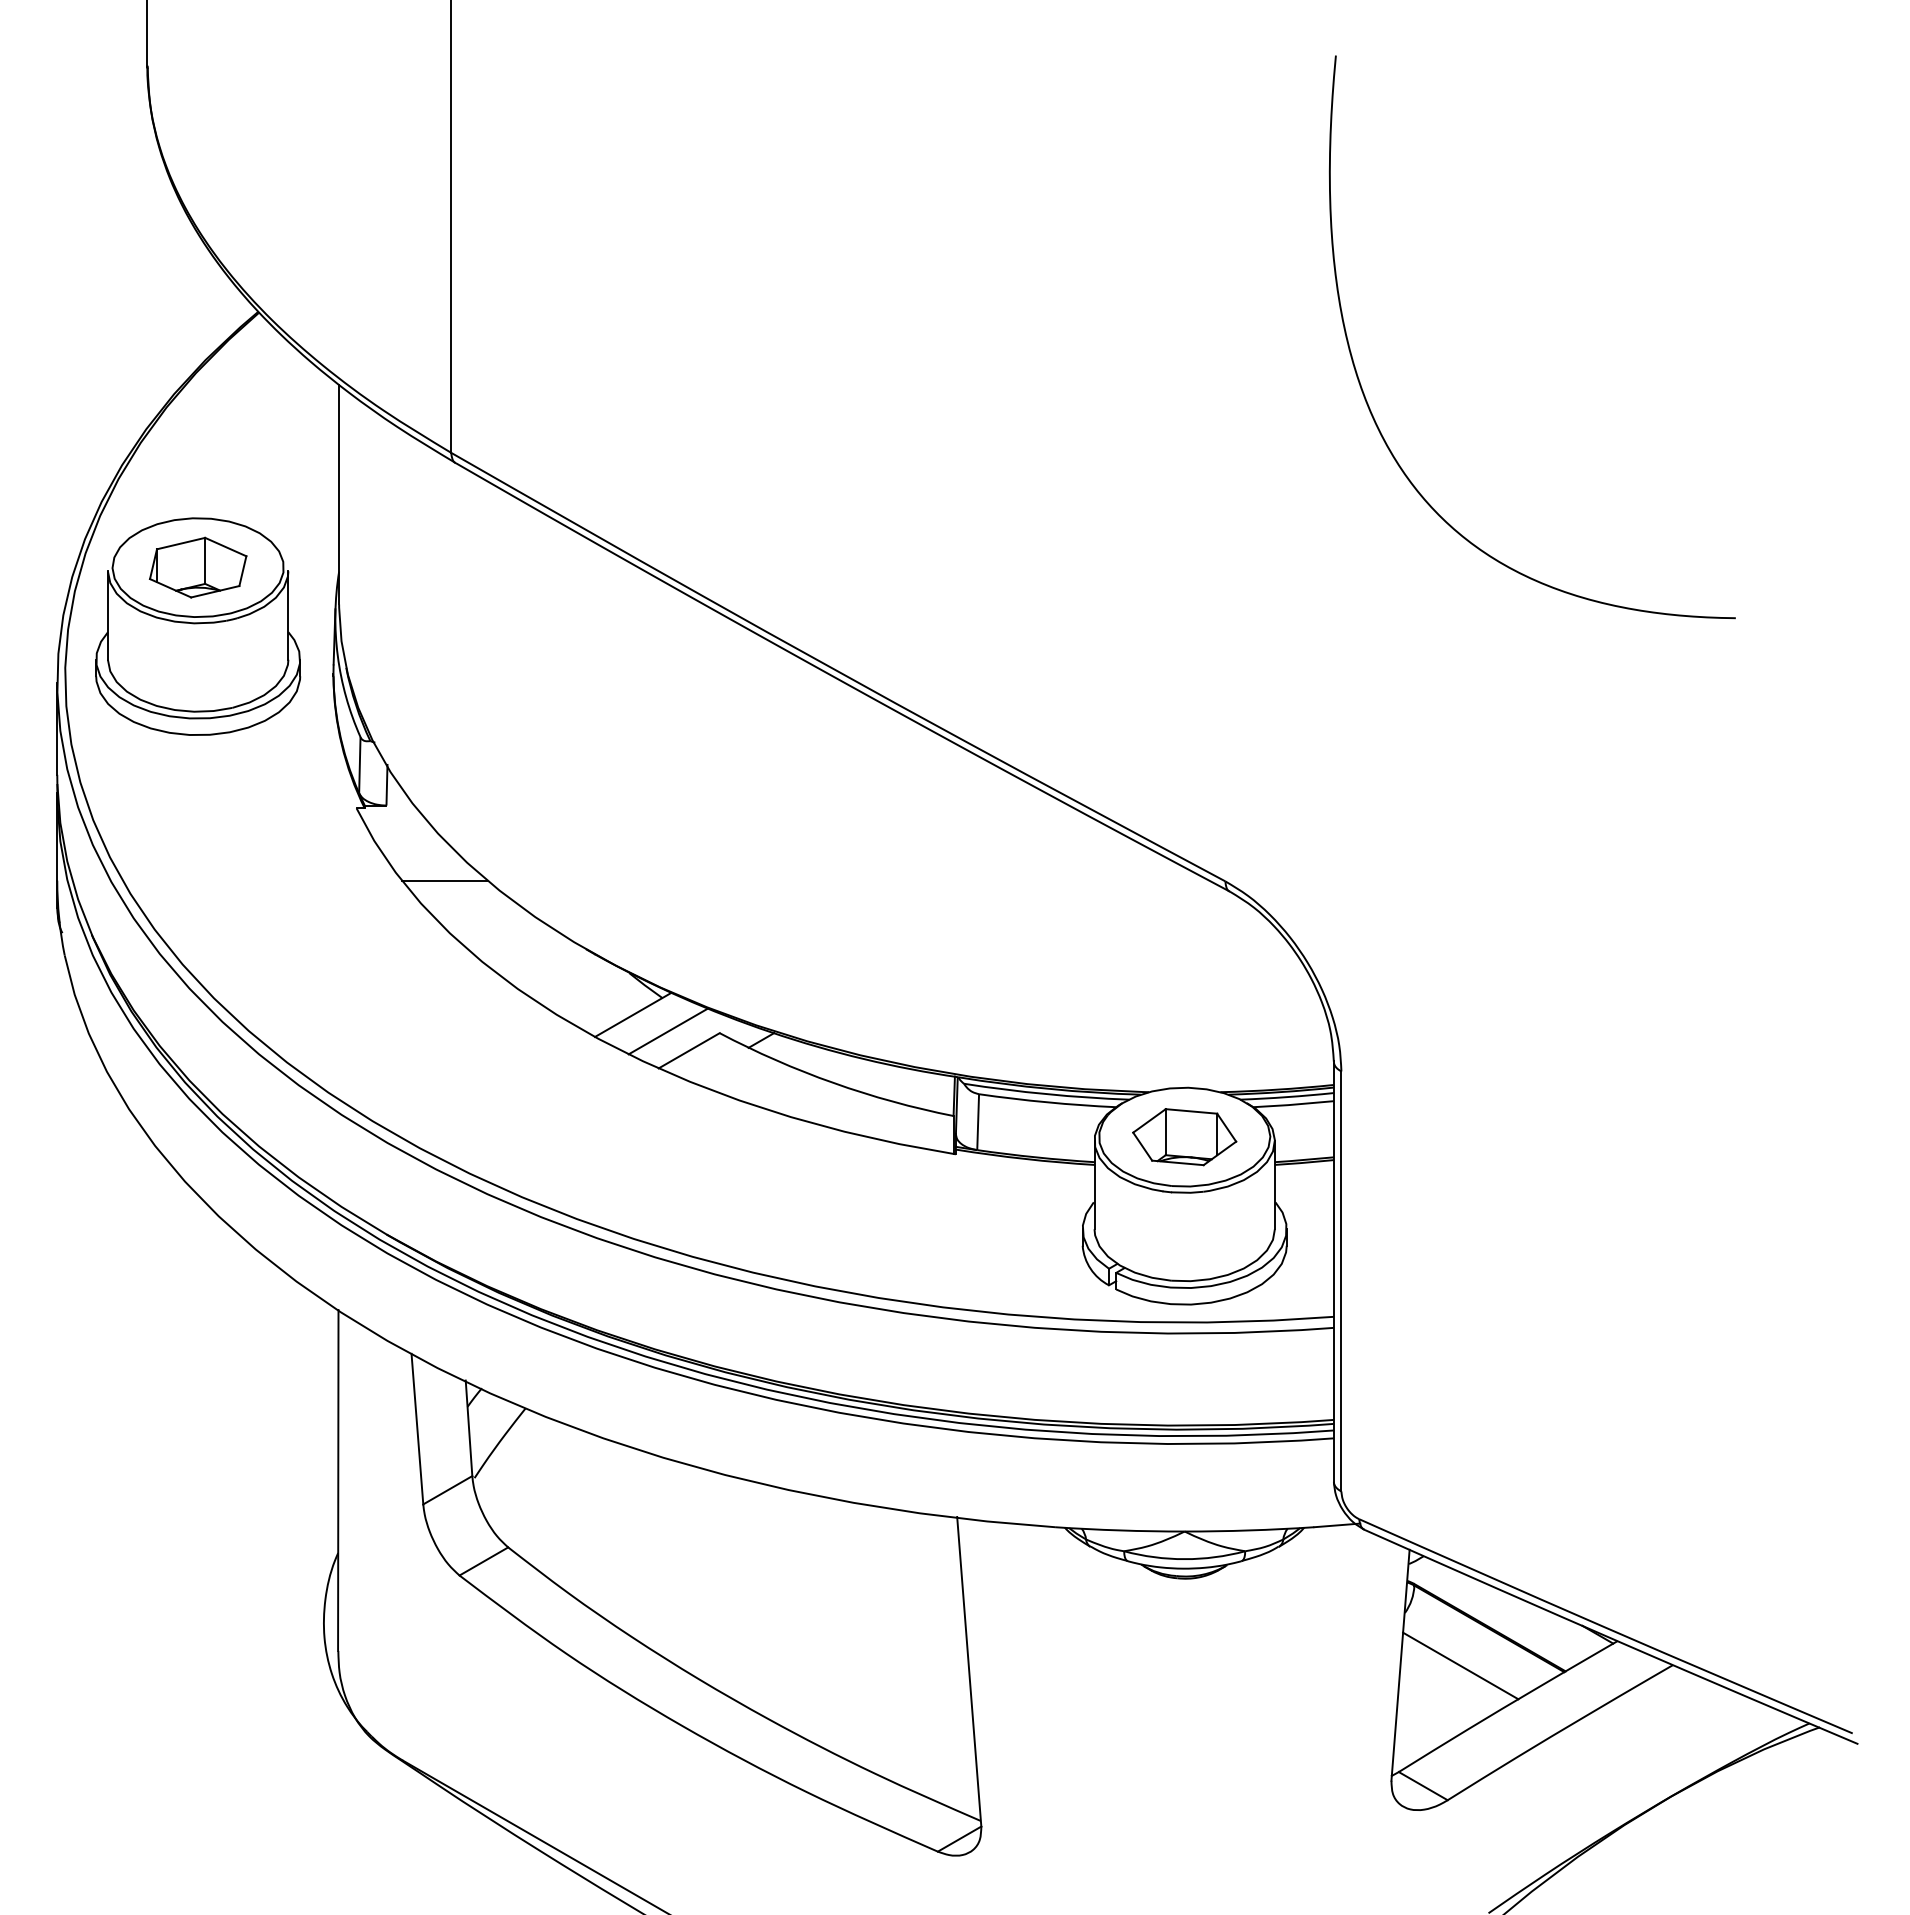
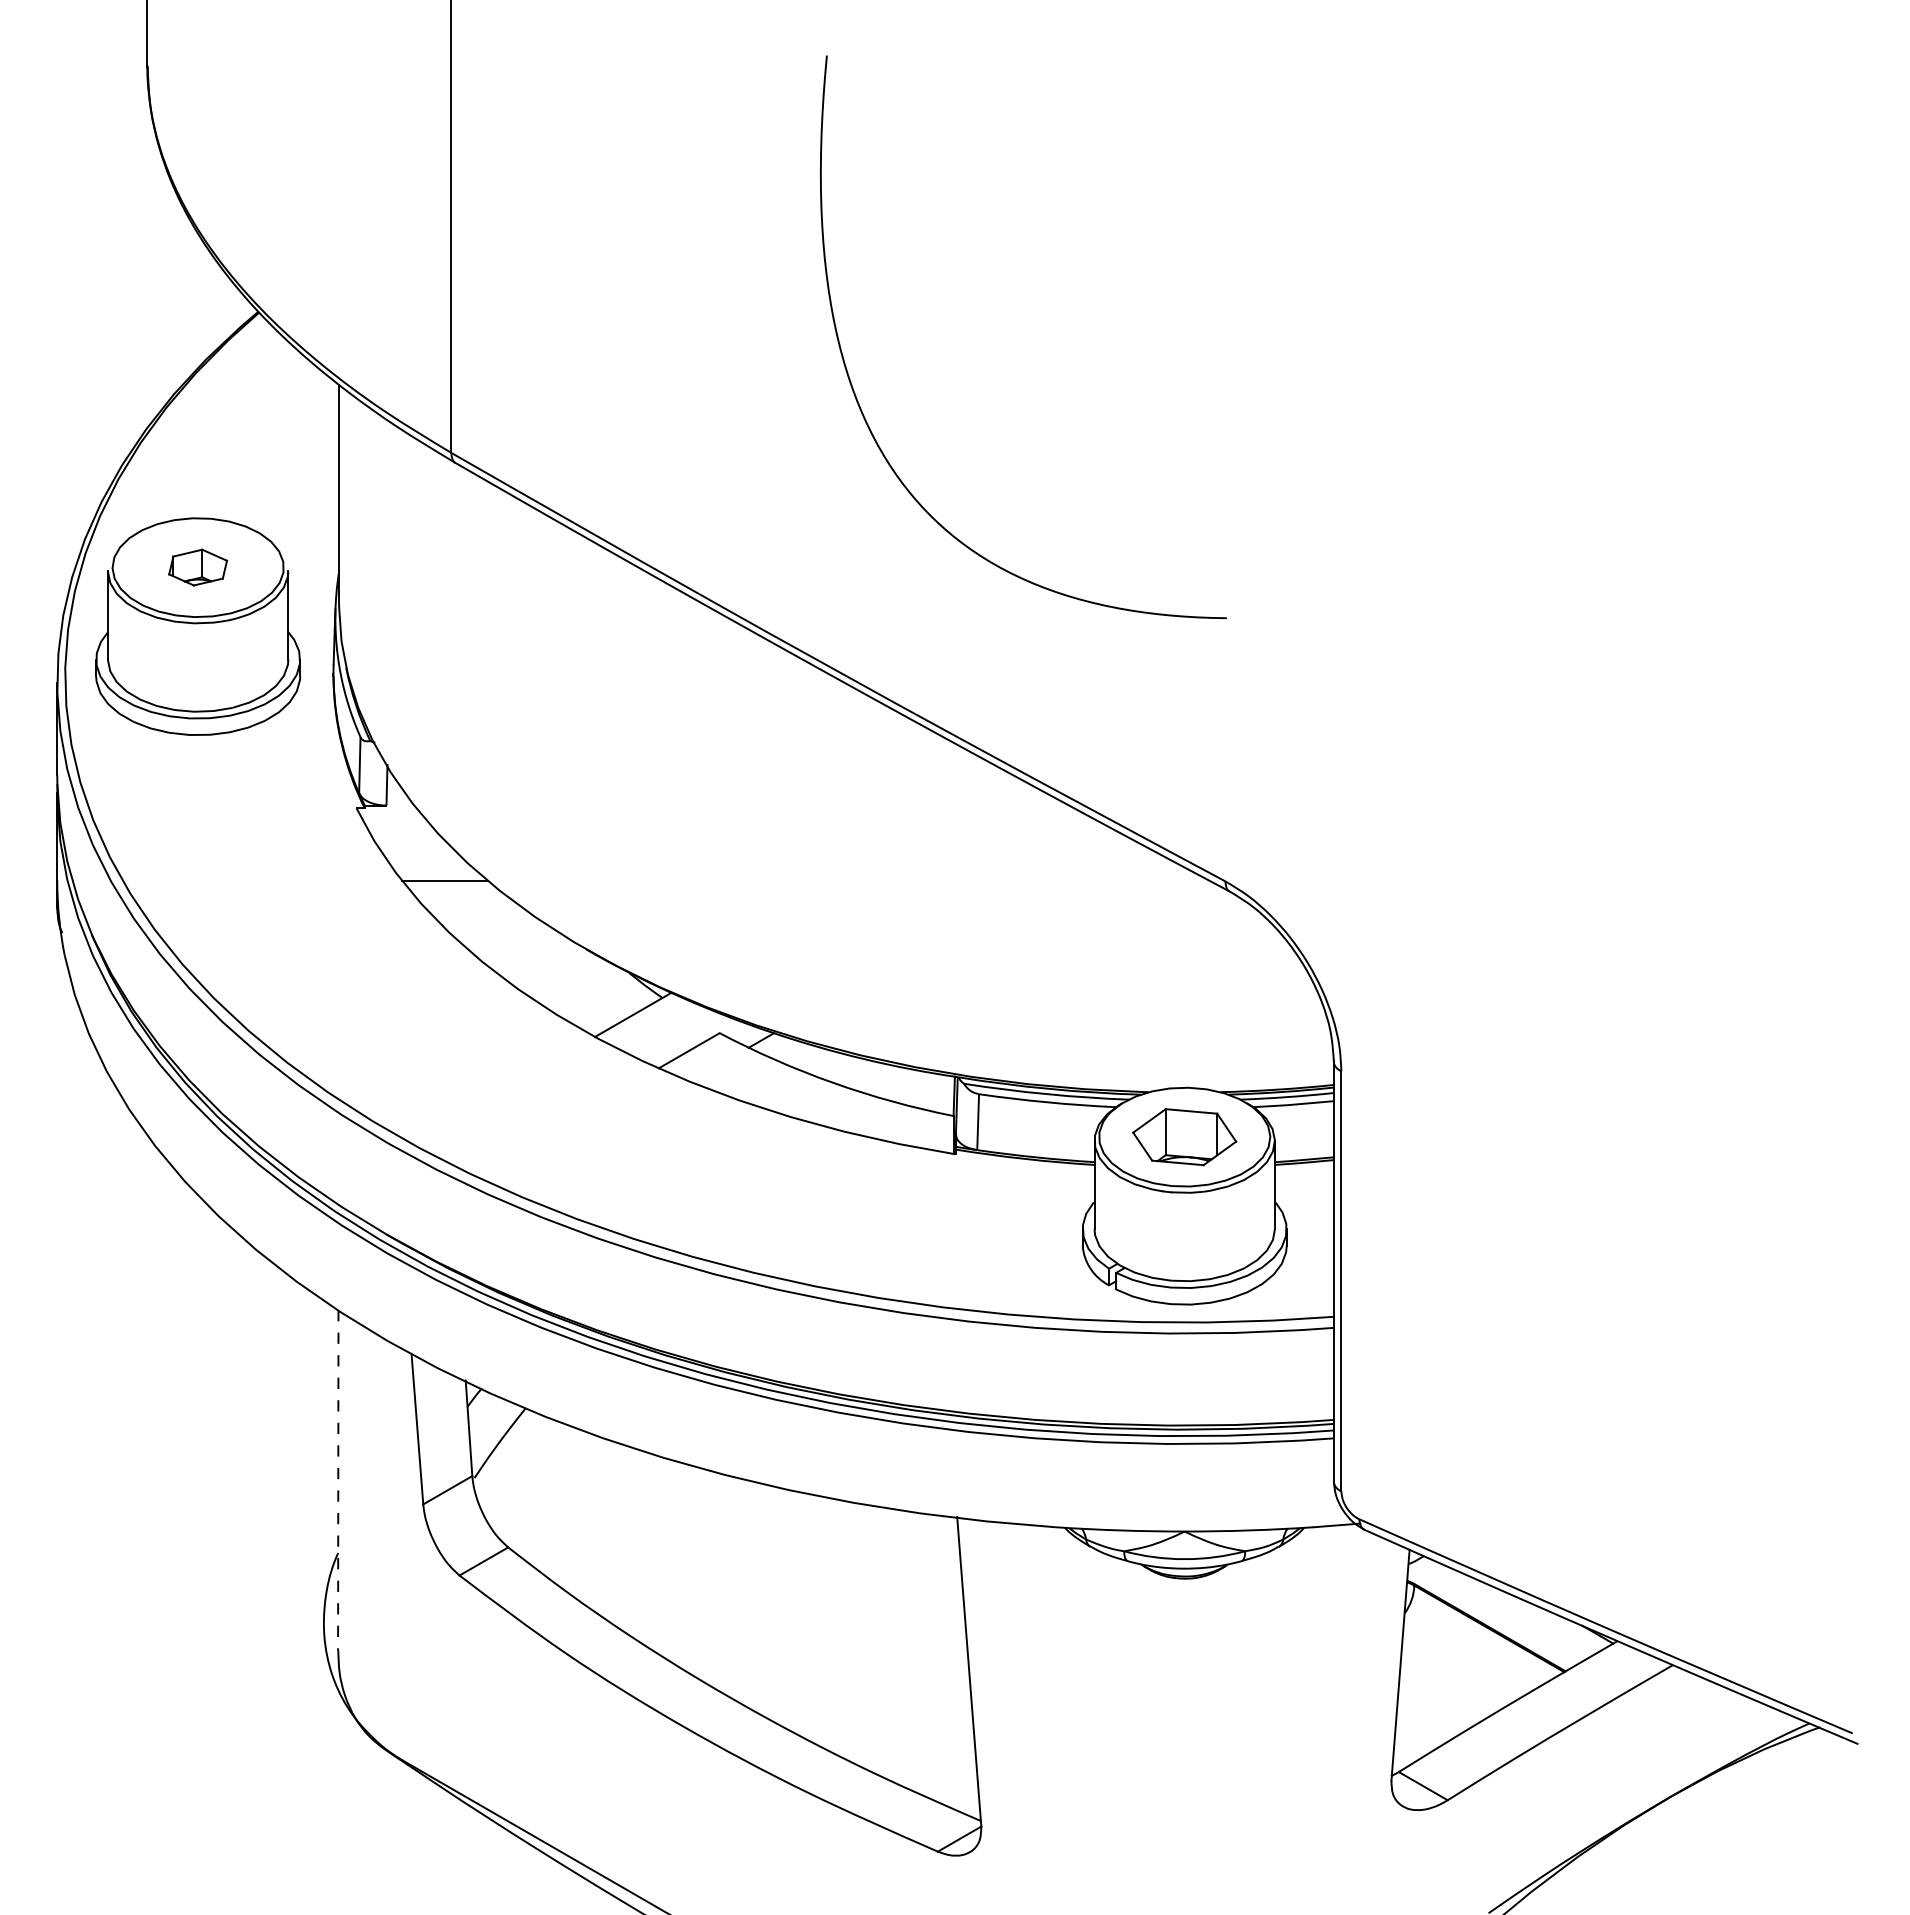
curve position: (1365, 395) -> (856, 395) (856, 395)
part size: 100x63 px -> 61x39 px (198, 567)
line: present -> none (667, 1031)
line: solid -> dashed (338, 1480)
line: present -> none (1460, 1665)
